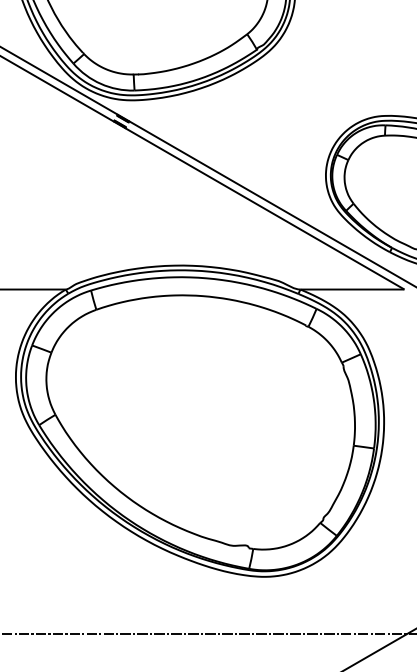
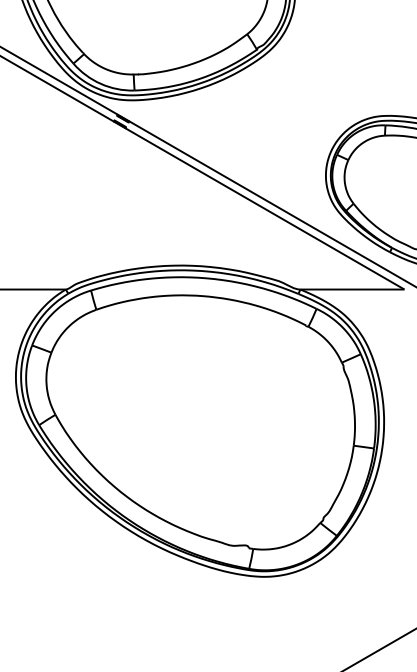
line: present -> none (207, 633)
